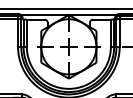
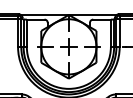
line: present -> none (65, 8)
